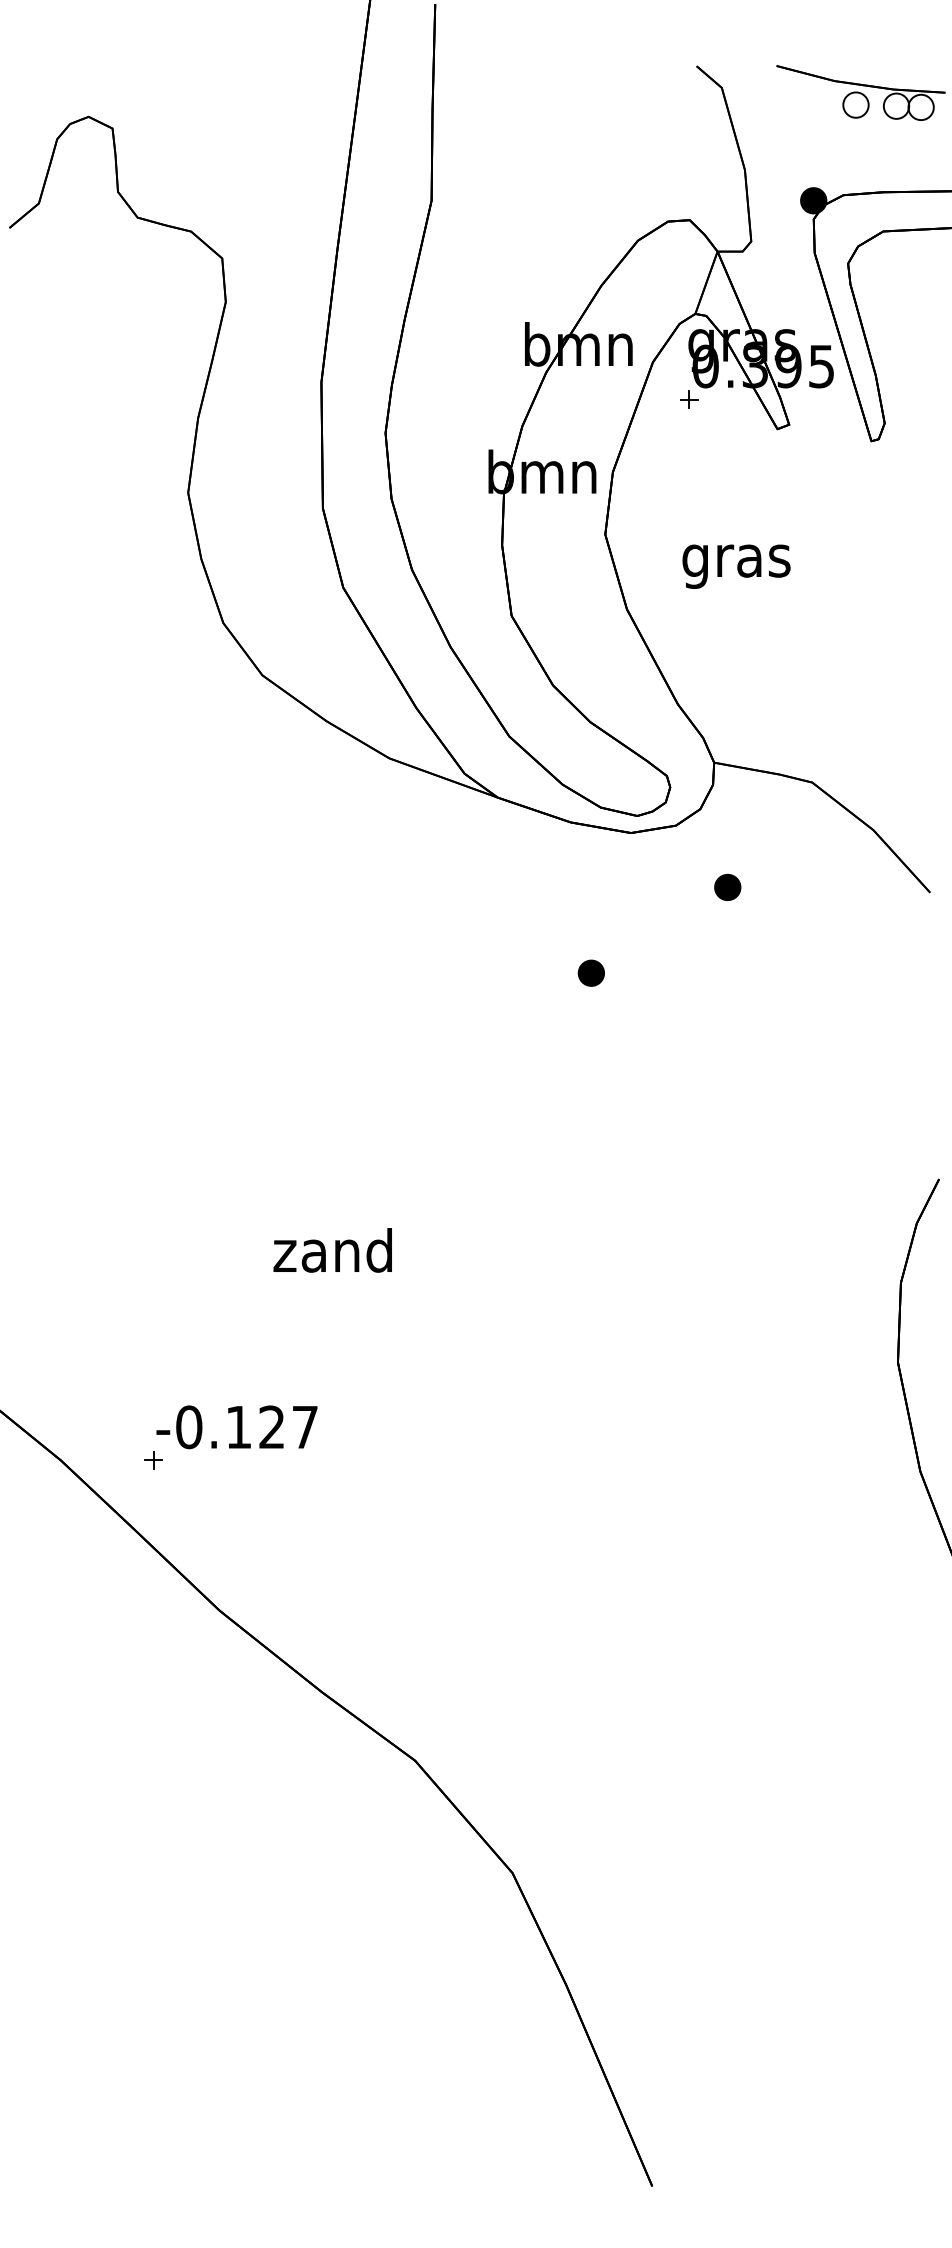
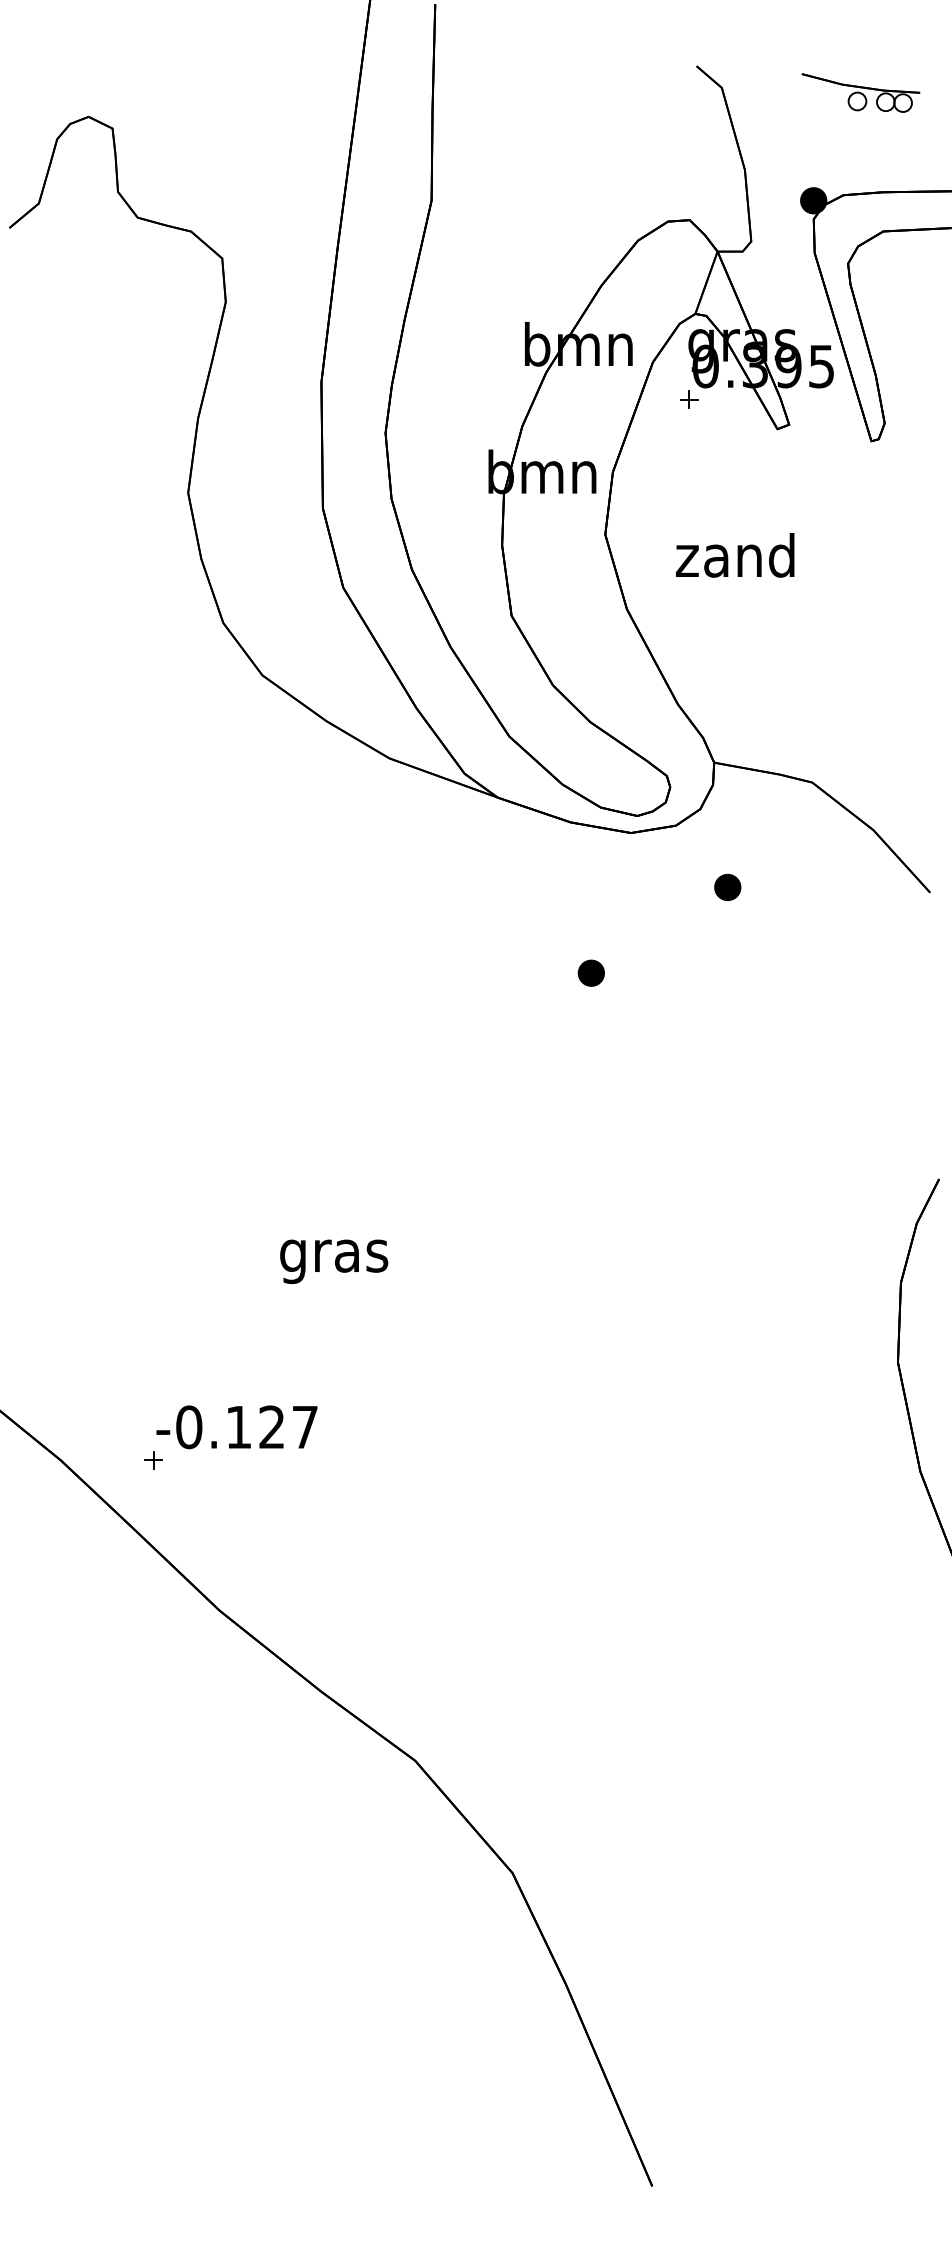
part size: 170x56 px -> 120x40 px (860, 92)
text: gras -> zand (735, 560)
text: zand -> gras (332, 1256)
